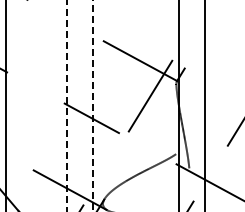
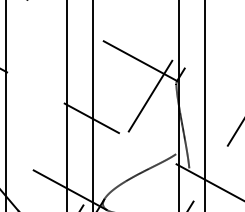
line: dashed -> solid (67, 106)
line: dashed -> solid (92, 106)
